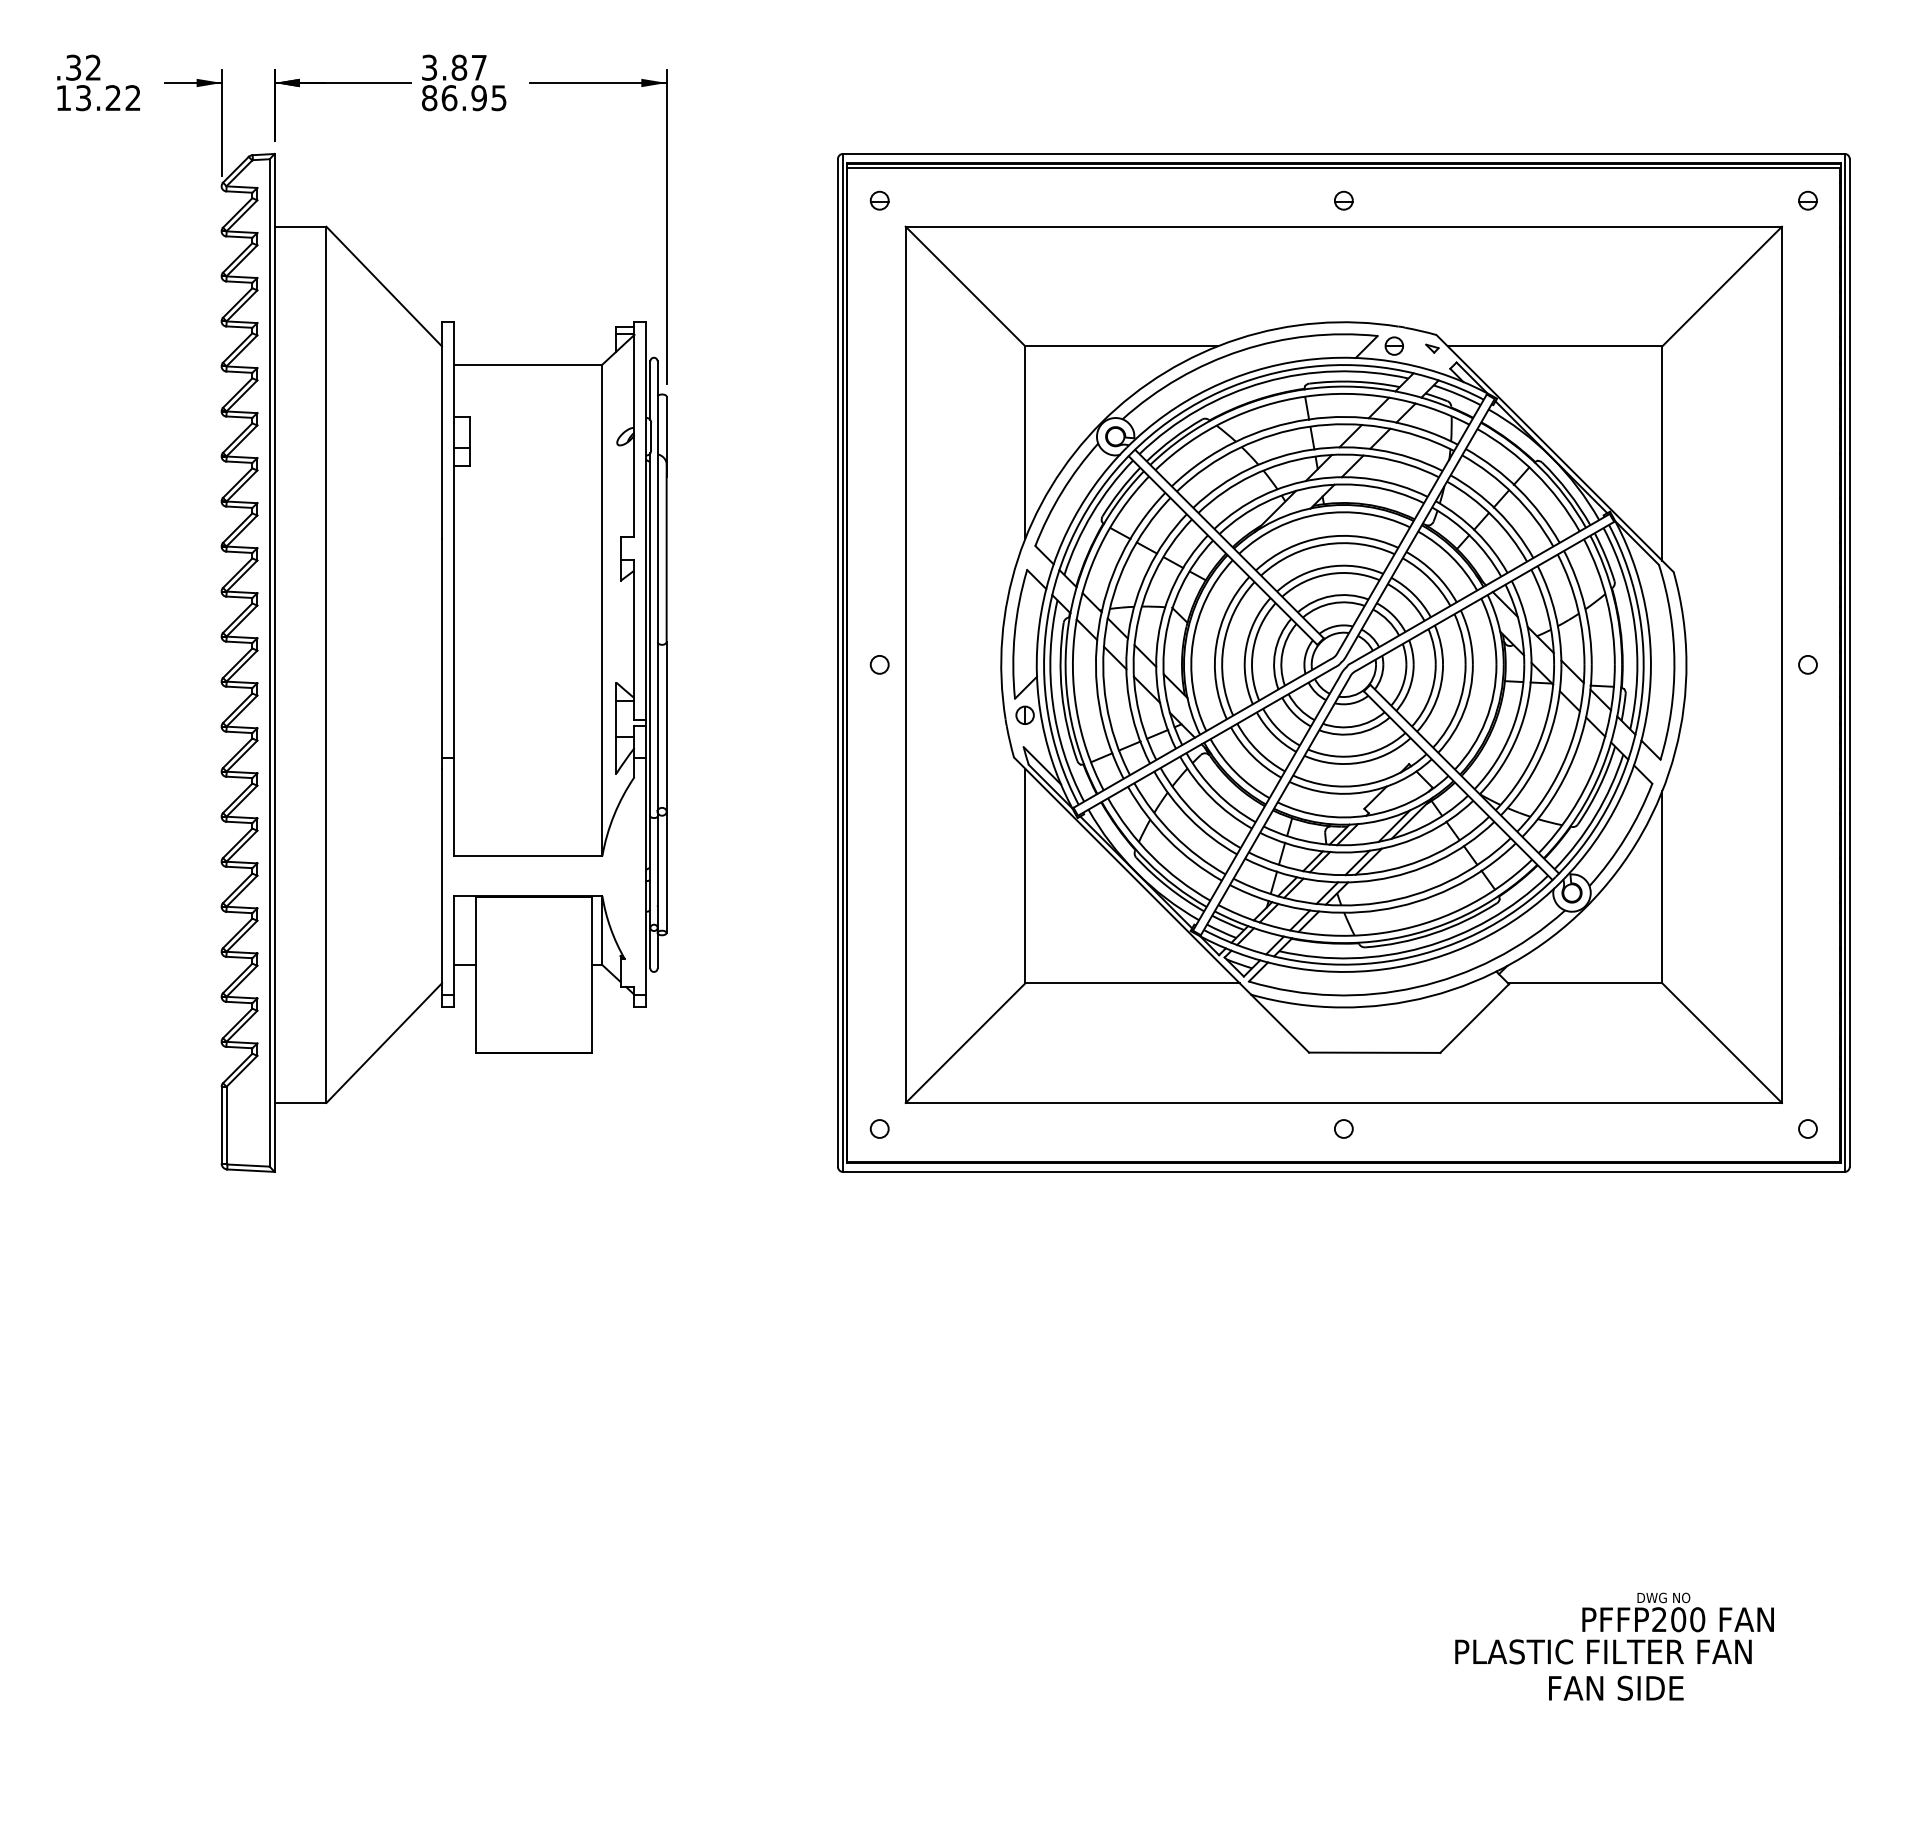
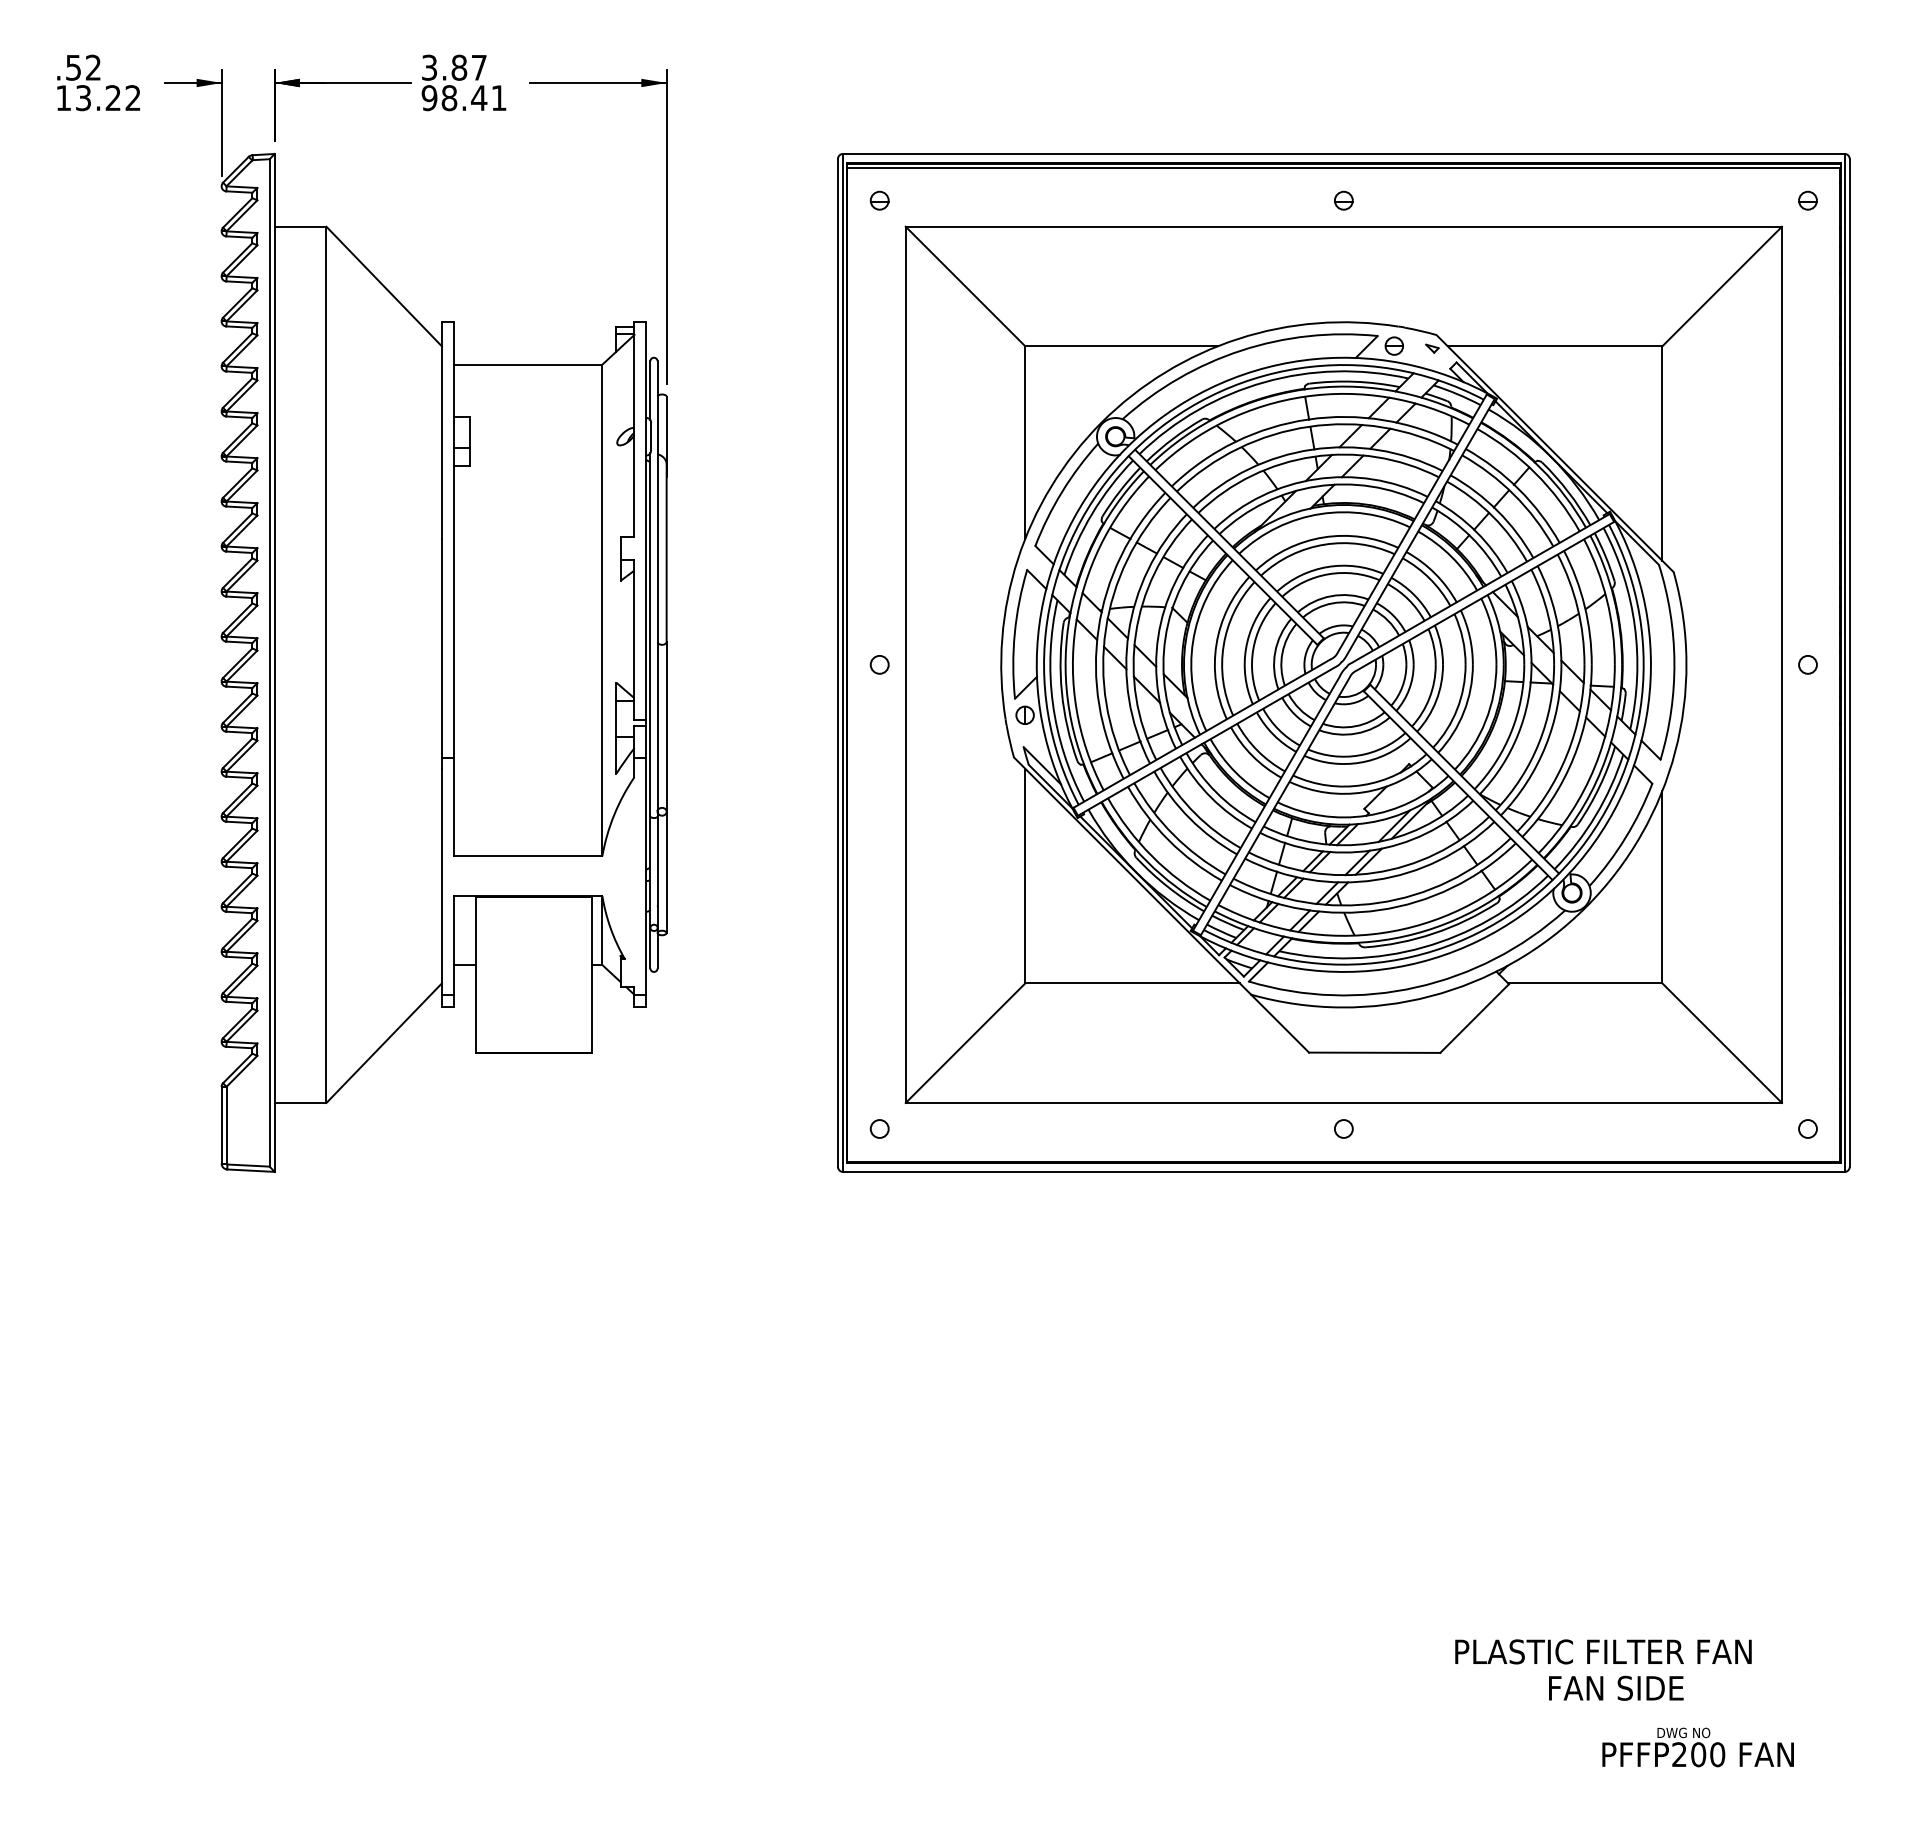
text: .32 -> .52 (73, 67)
text: 86.95 -> 98.41 (463, 98)
text position: (1677, 1612) -> (1697, 1747) (1697, 1747)
